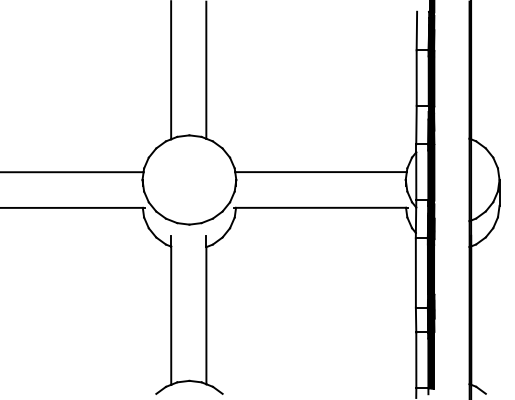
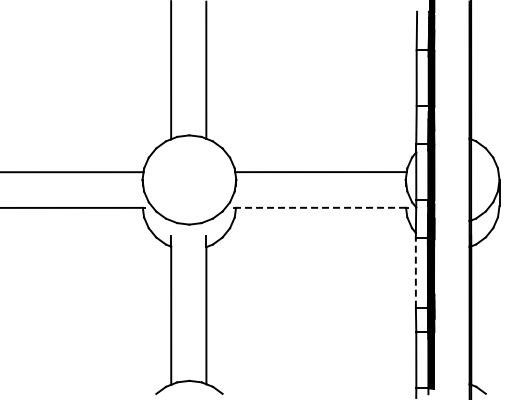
line: solid -> dashed (321, 207)
line: solid -> dashed (415, 273)
